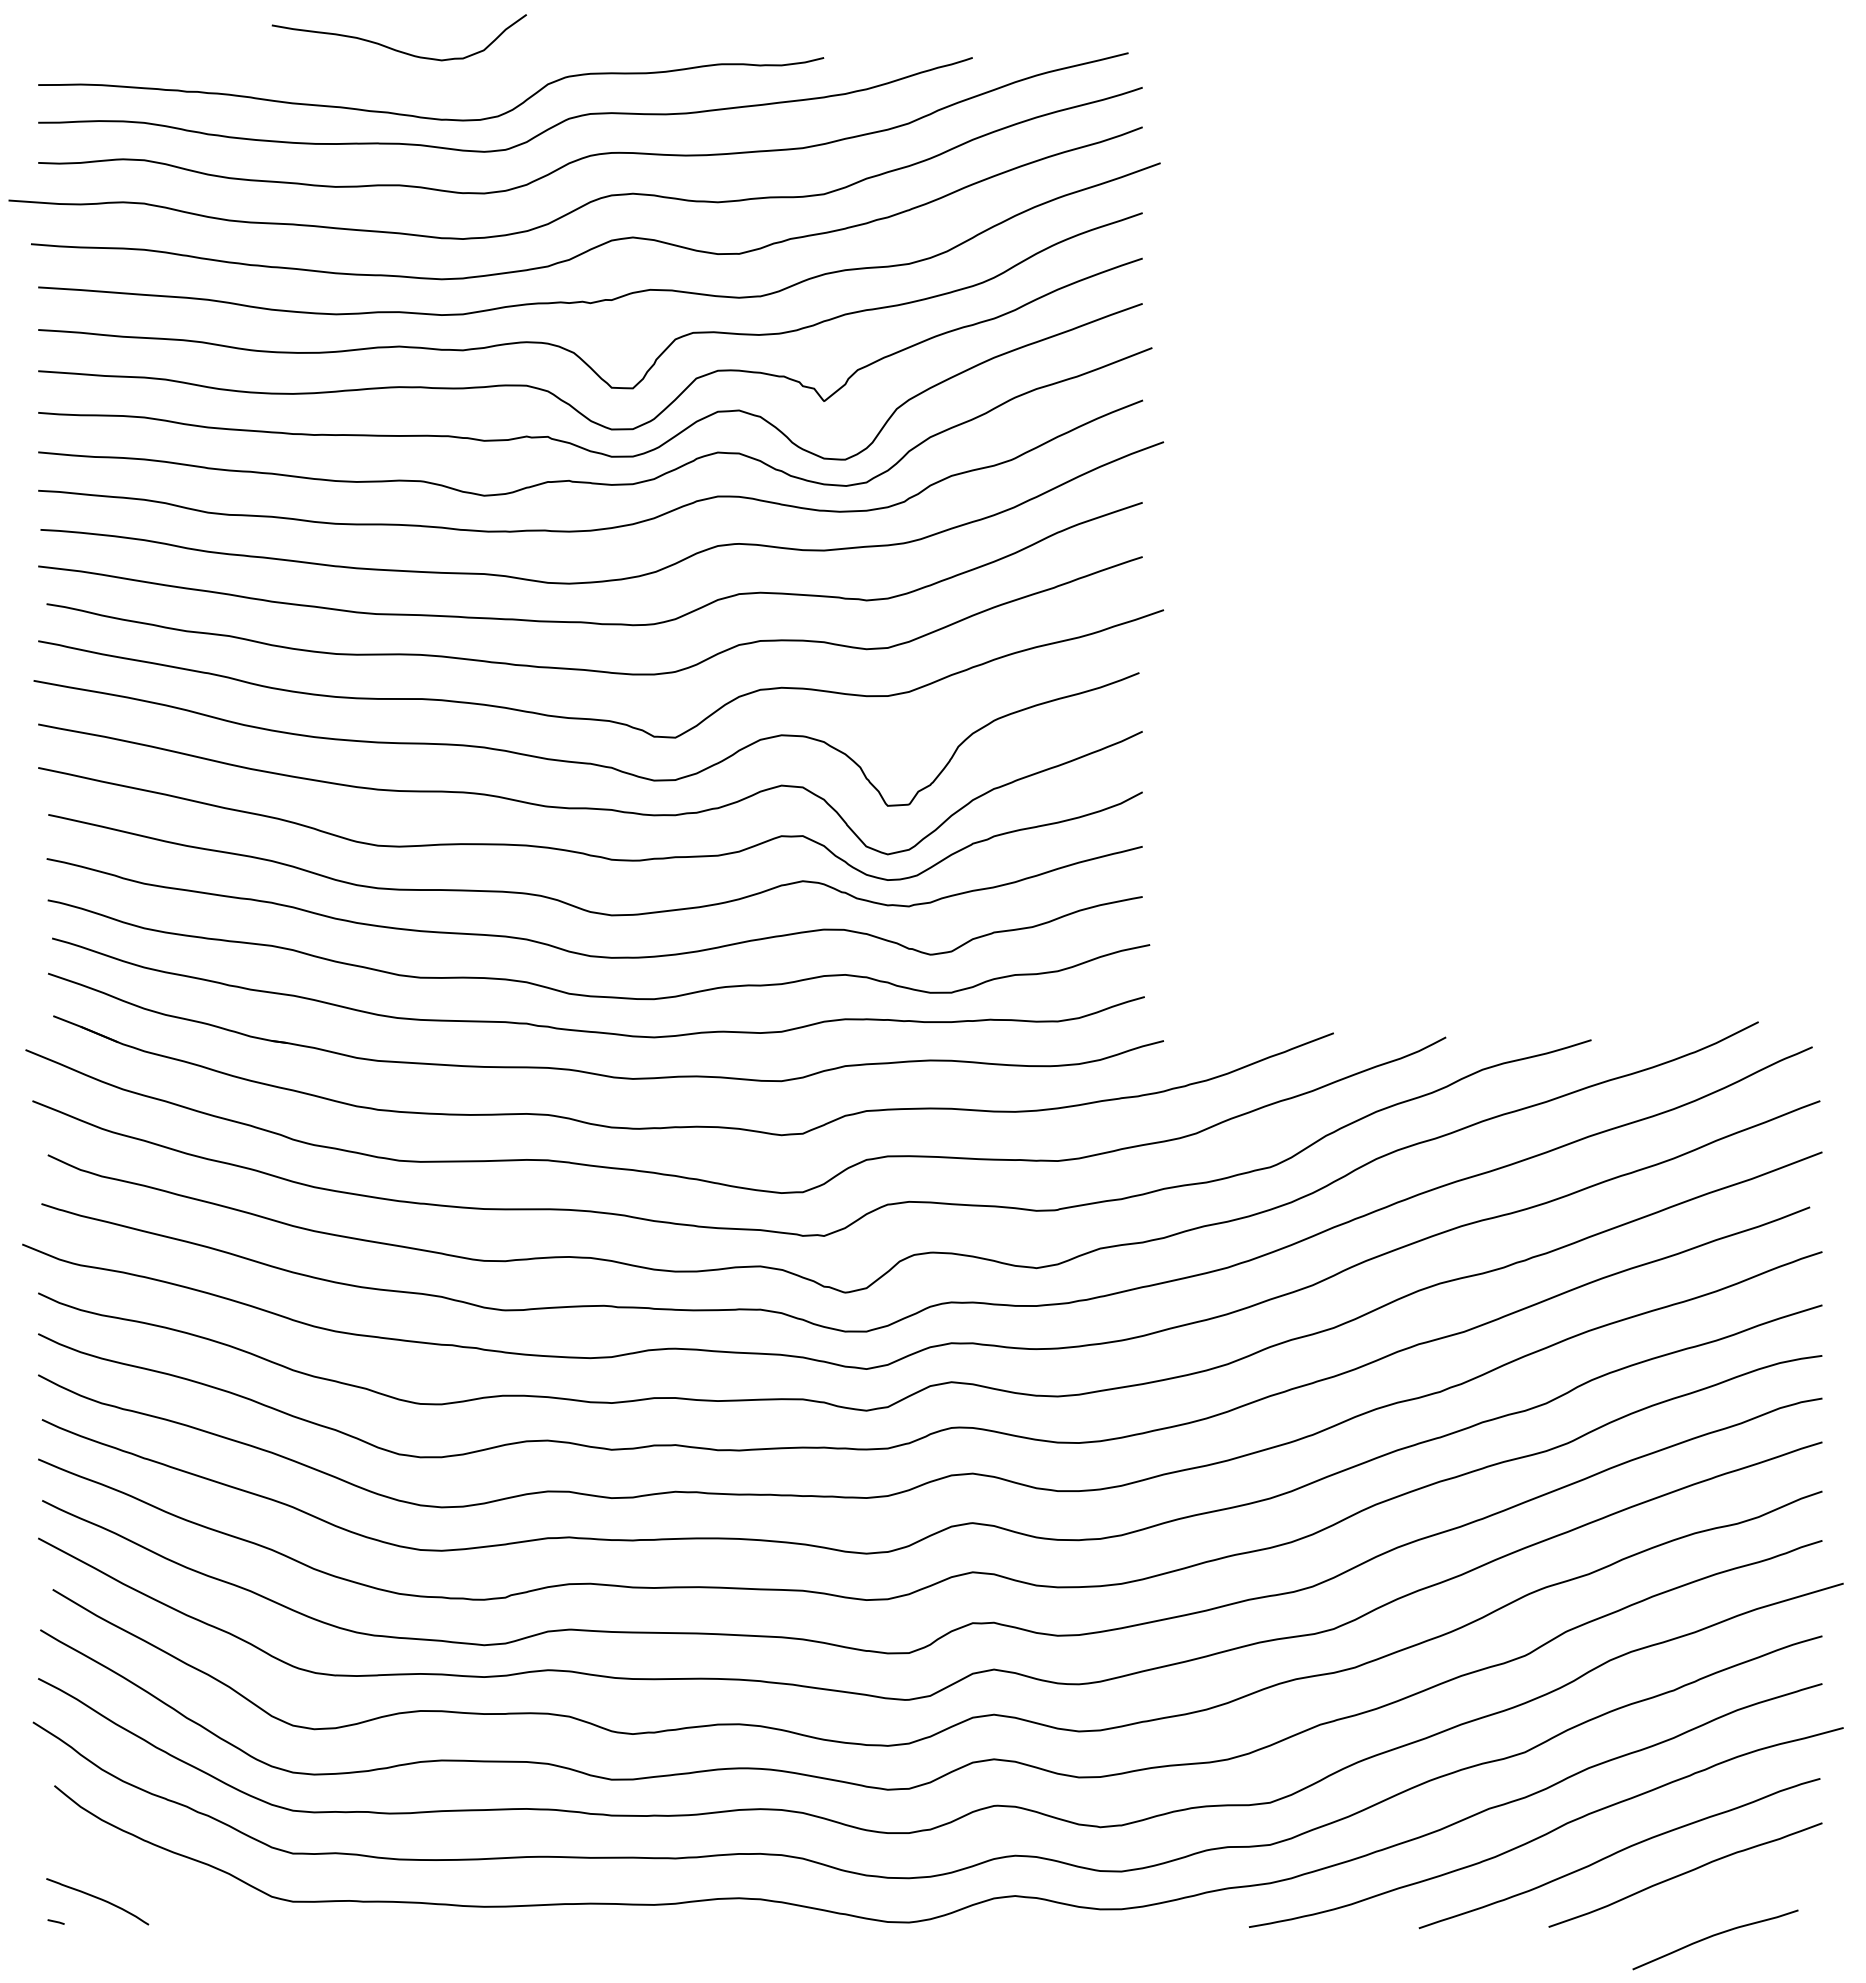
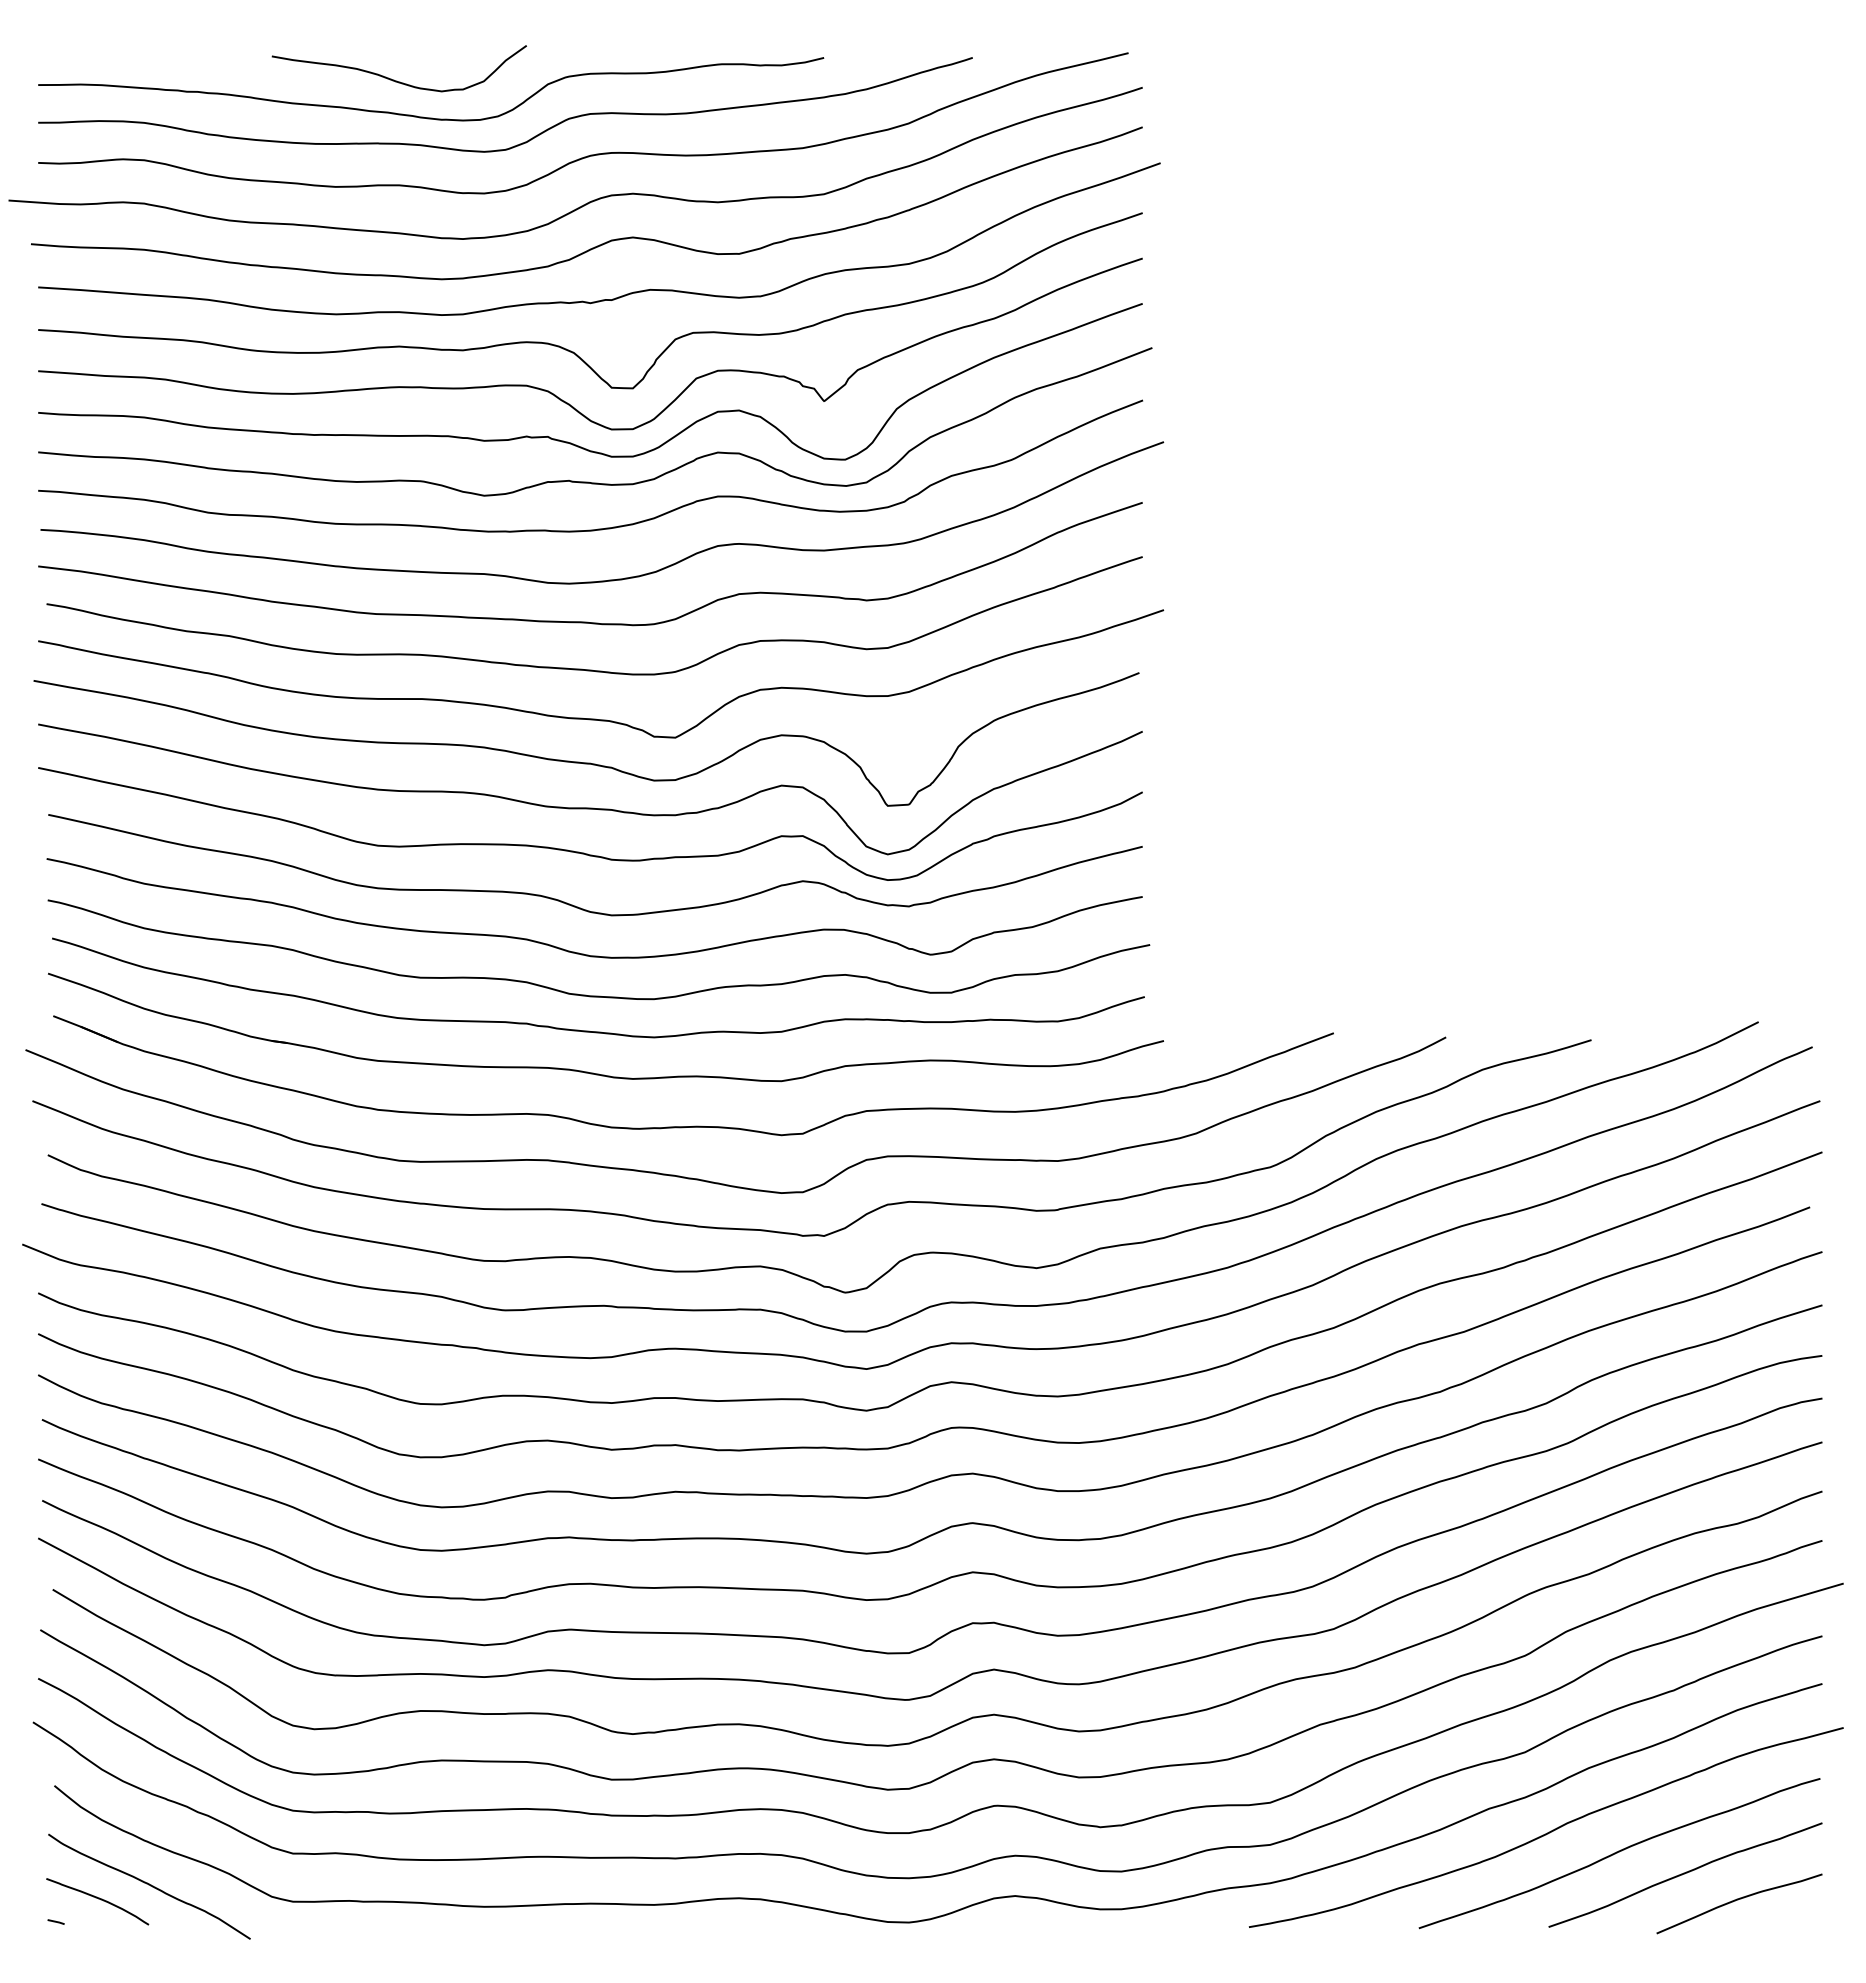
curve position: (394, 48) -> (394, 79) (394, 79)
curve: none -> present (149, 1885)
curve position: (1714, 1936) -> (1738, 1900) (1738, 1900)
